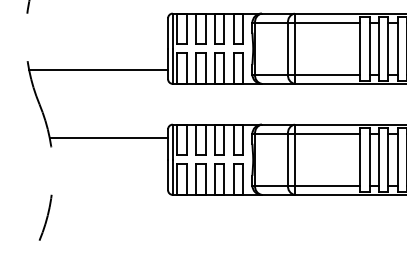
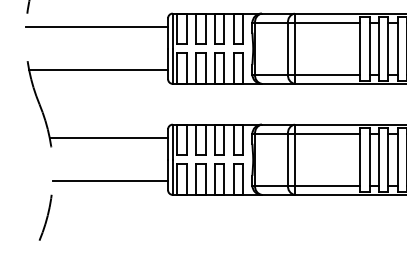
line: none -> present (97, 27)
line: none -> present (110, 181)
